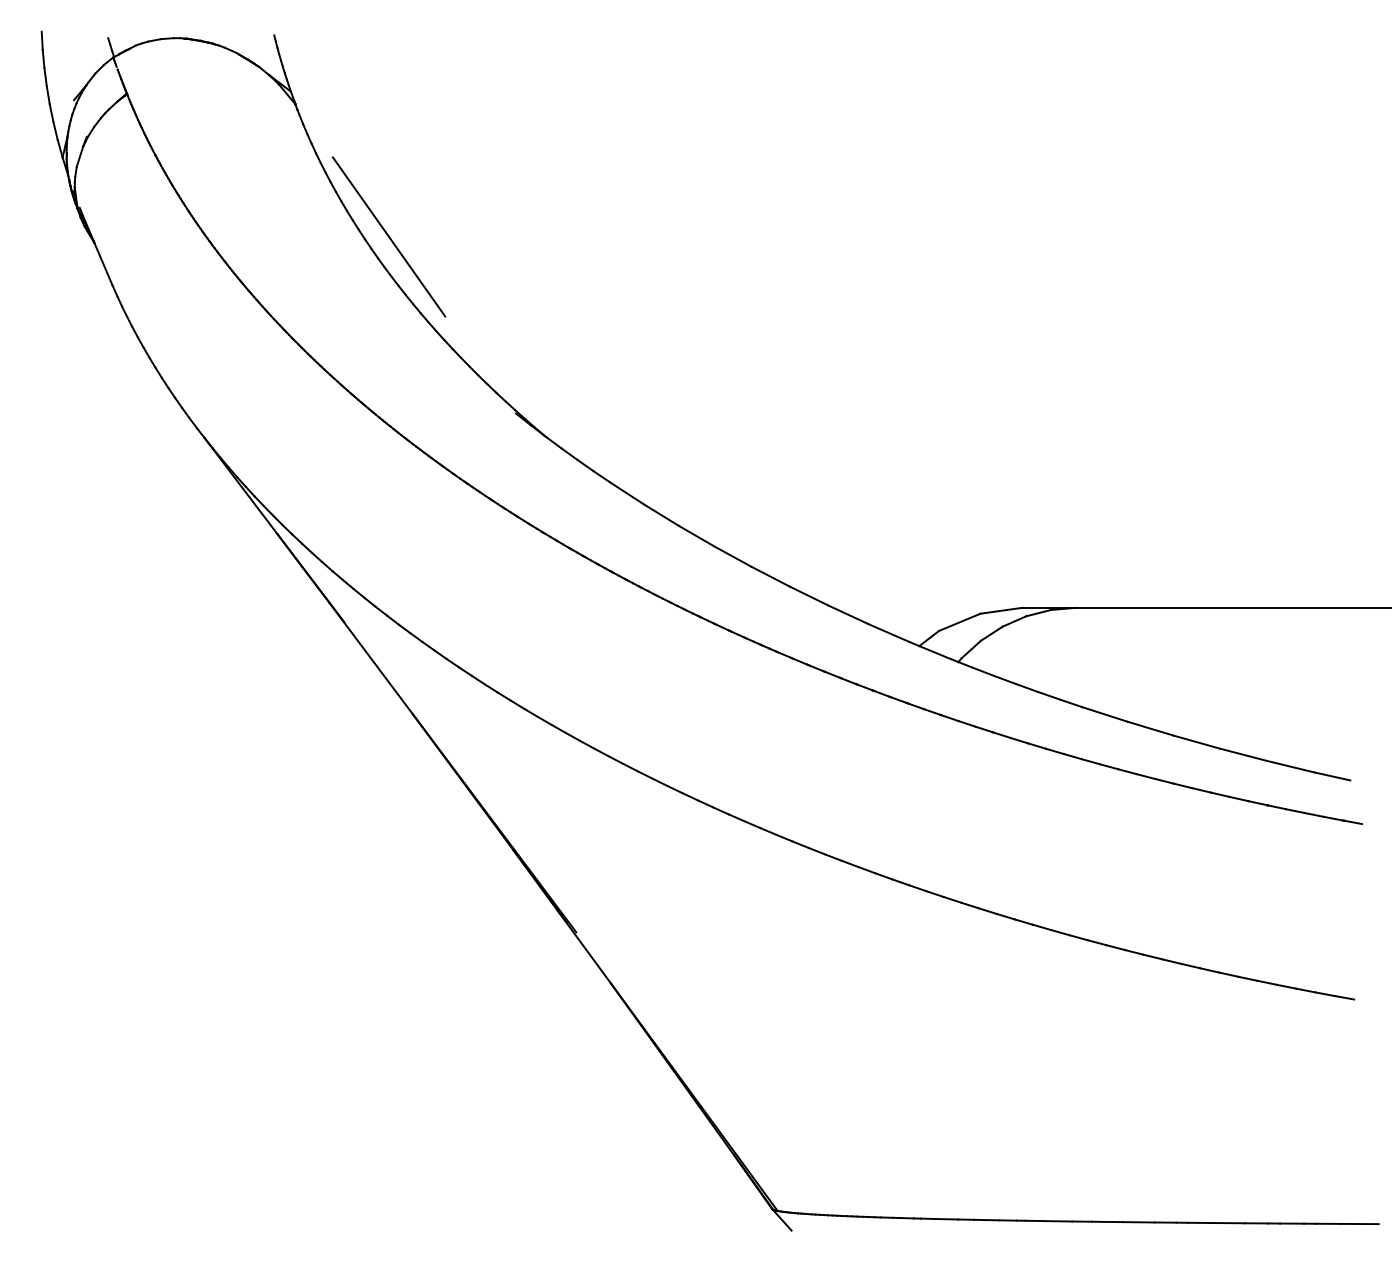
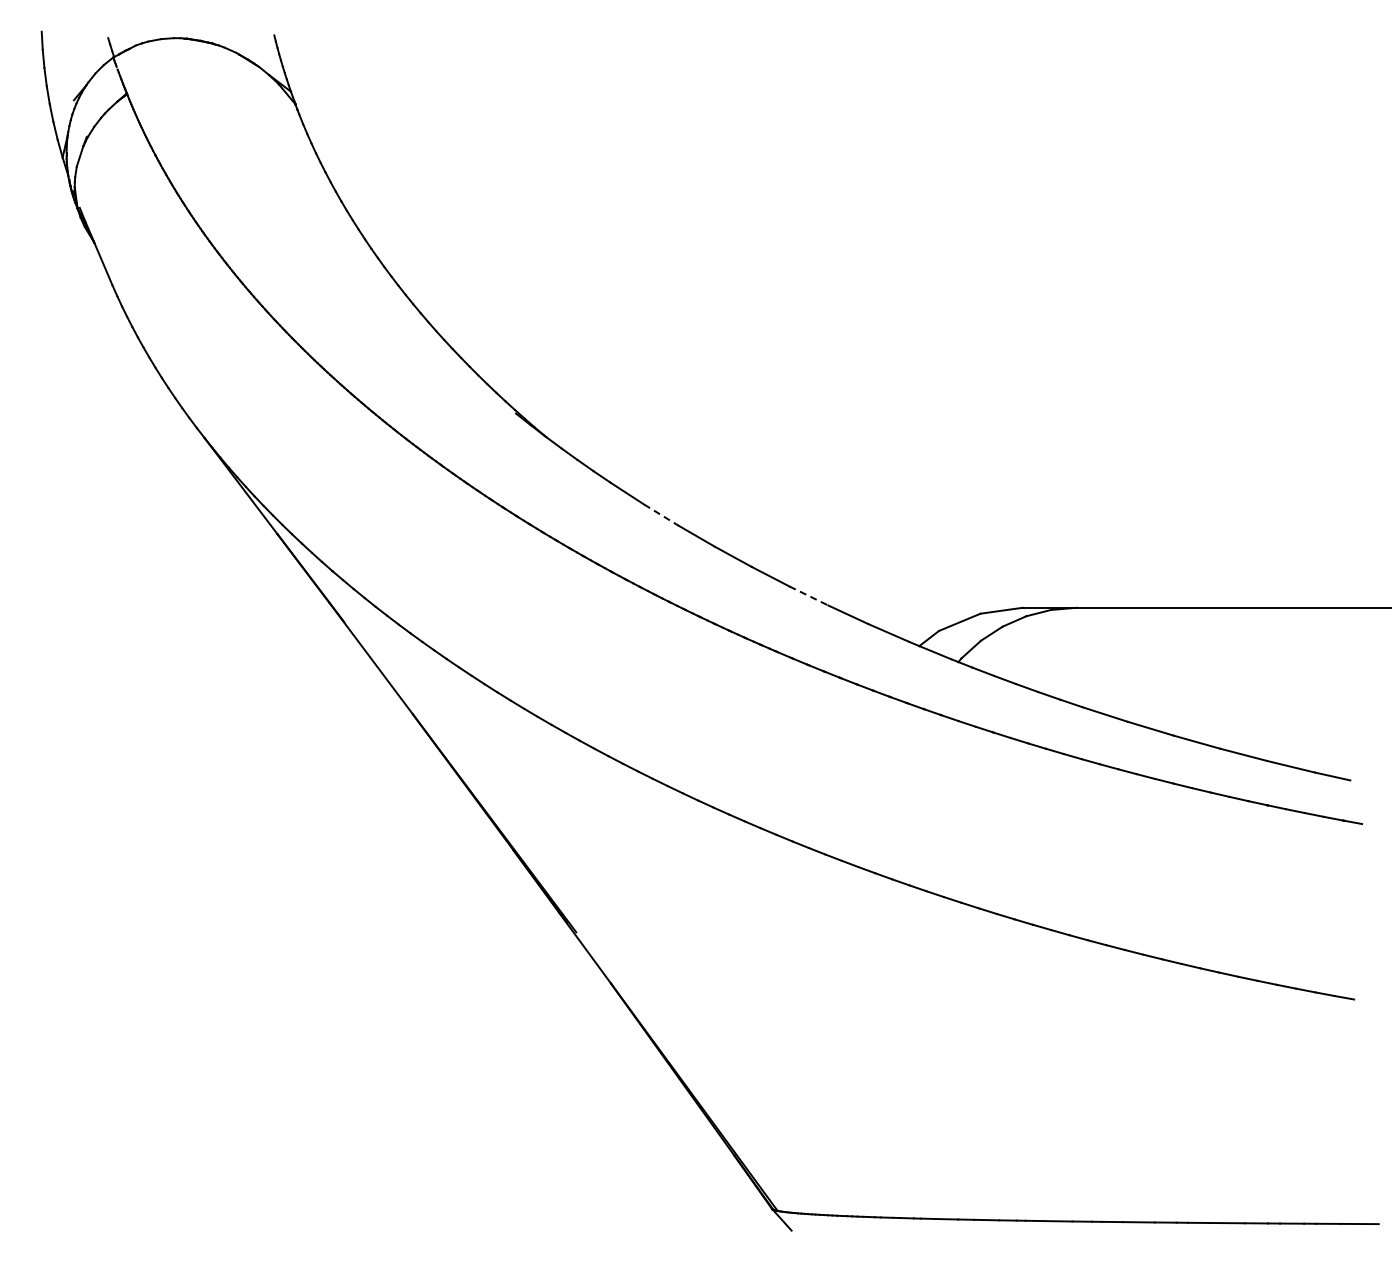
line: present -> none (388, 236)
line: solid -> dashed (661, 515)
line: solid -> dashed (808, 596)
